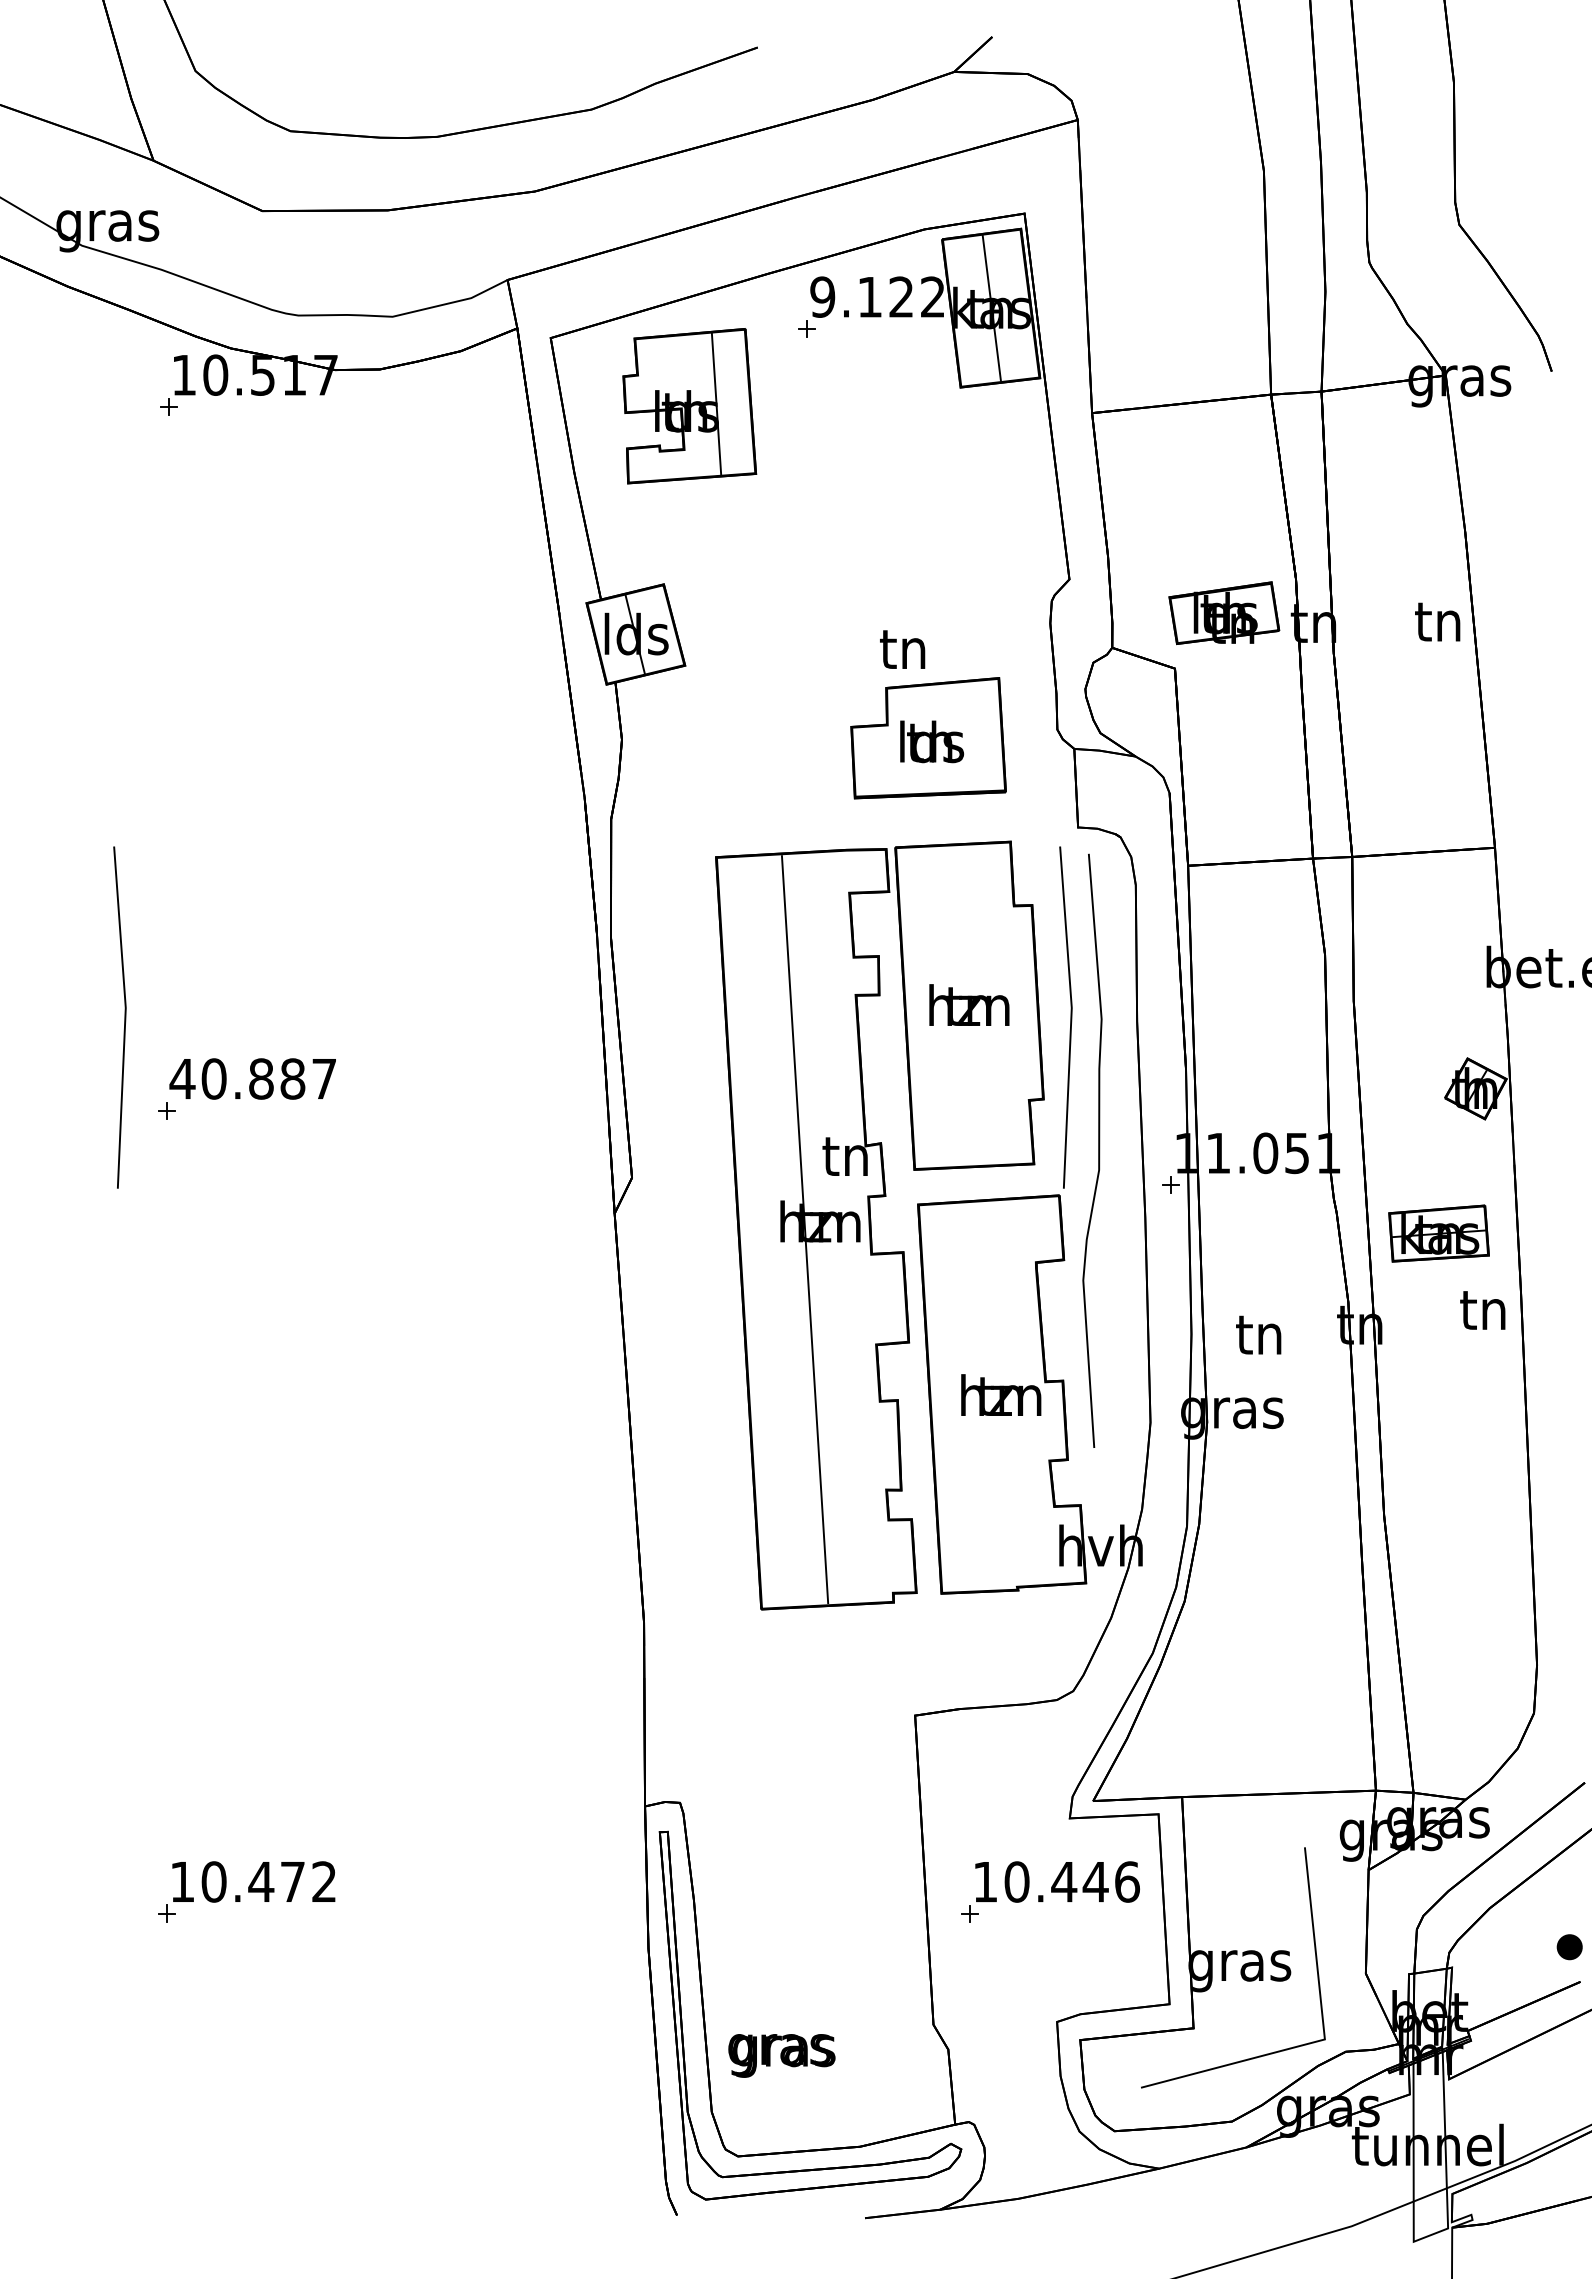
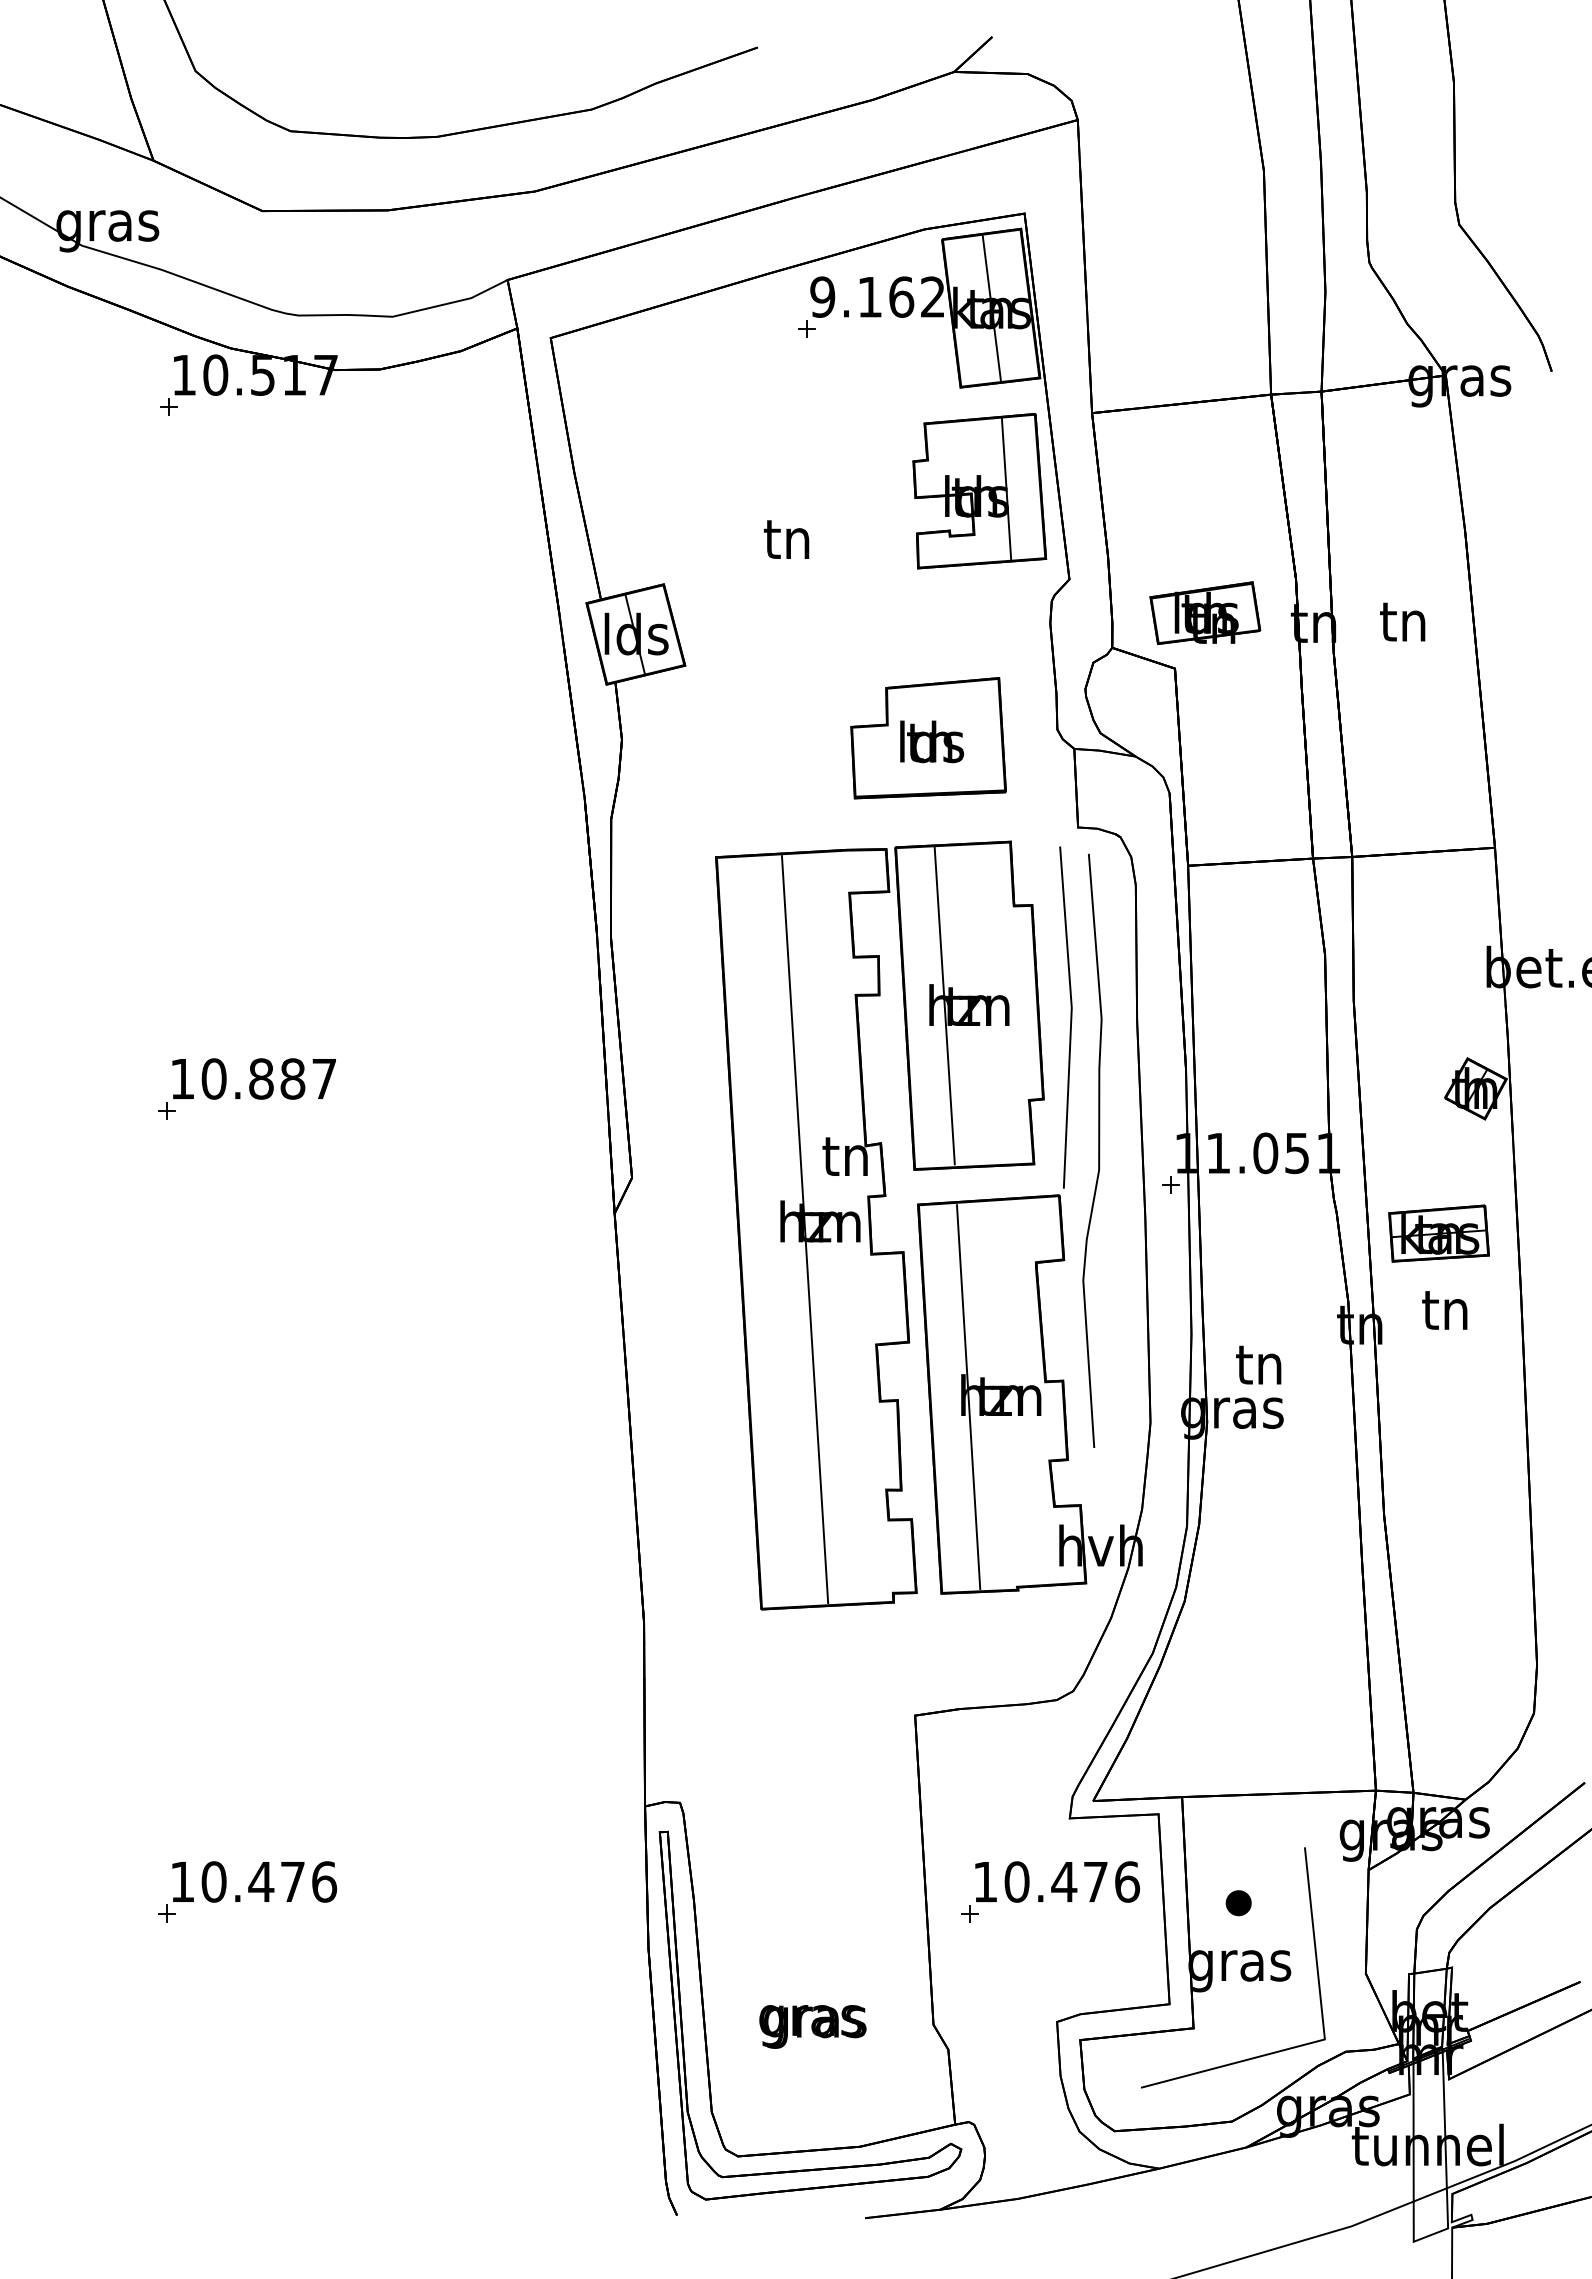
text: 9.122 -> 9.162 (901, 296)
part position: (689, 406) -> (979, 491) (979, 491)
part position: (1224, 613) -> (1205, 613) (1205, 613)
text position: (1437, 621) -> (1402, 621) (1402, 621)
text position: (902, 649) -> (786, 539) (786, 539)
line: none -> present (944, 1005)
line: present -> none (124, 1017)
text: 40.887 -> 10.887 (182, 1078)
text position: (1482, 1310) -> (1444, 1310) (1444, 1310)
text position: (1258, 1334) -> (1258, 1364) (1258, 1364)
line: none -> present (968, 1397)
text: 10.472 -> 10.476 (324, 1881)
text: 10.446 -> 10.476 (1095, 1882)
part position: (1569, 1947) -> (1238, 1903) (1238, 1903)
text position: (781, 2055) -> (812, 2026) (812, 2026)
